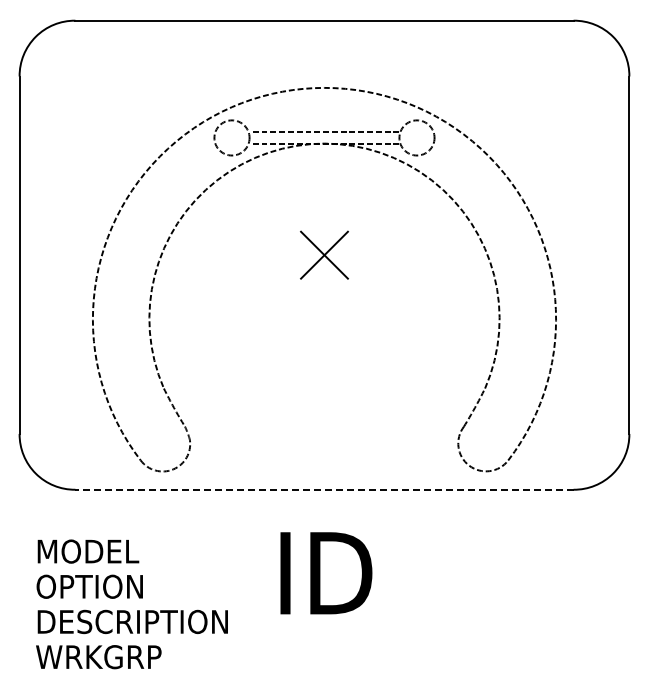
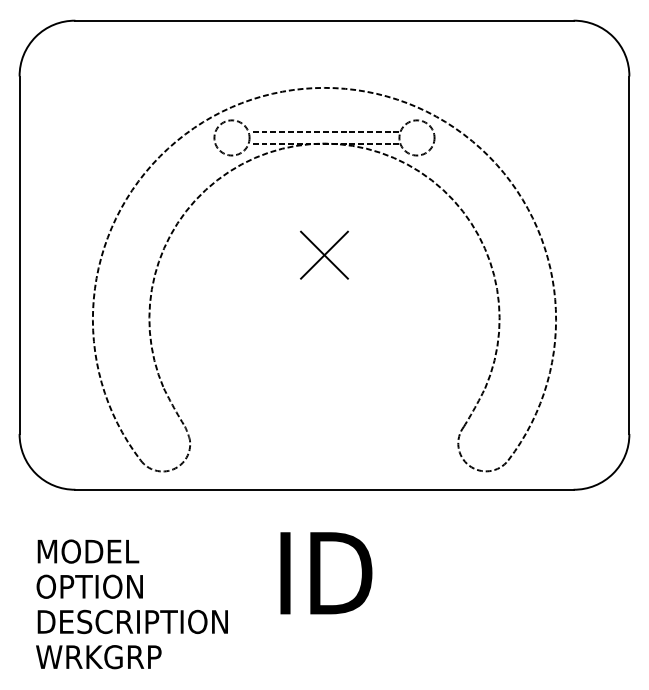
line: dashed -> solid (324, 489)
